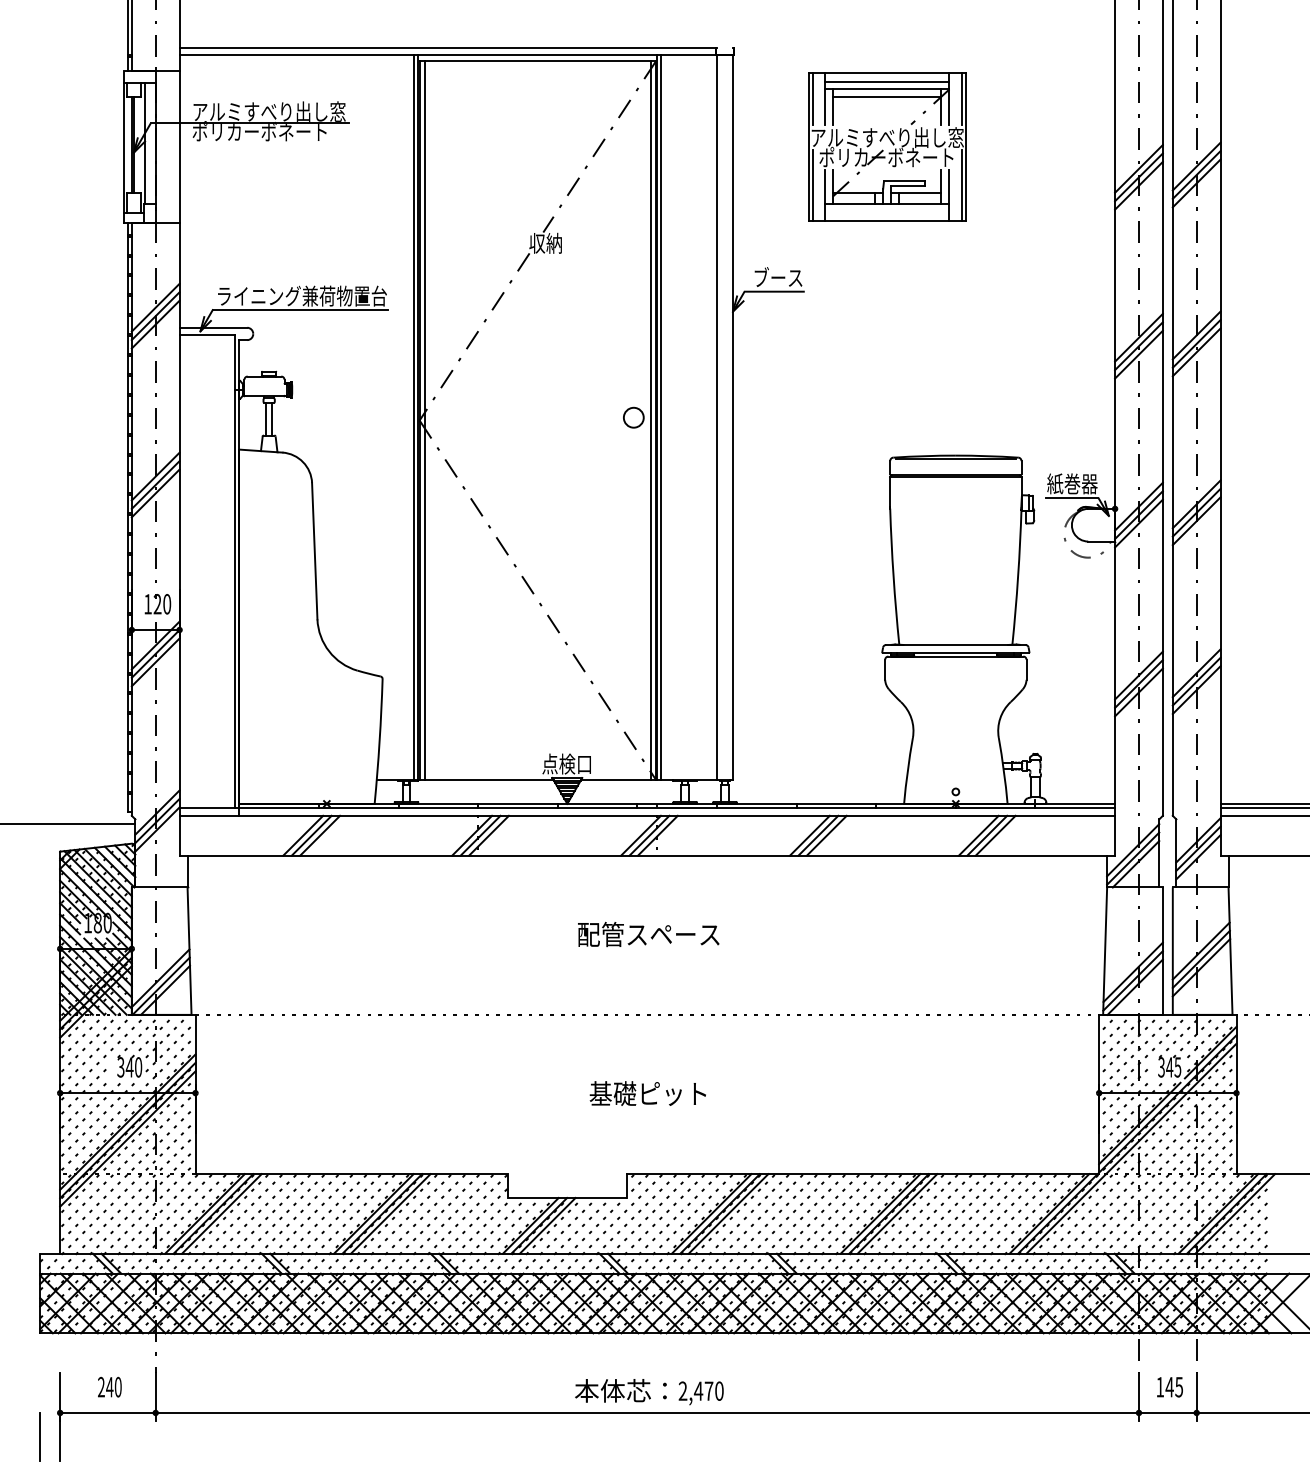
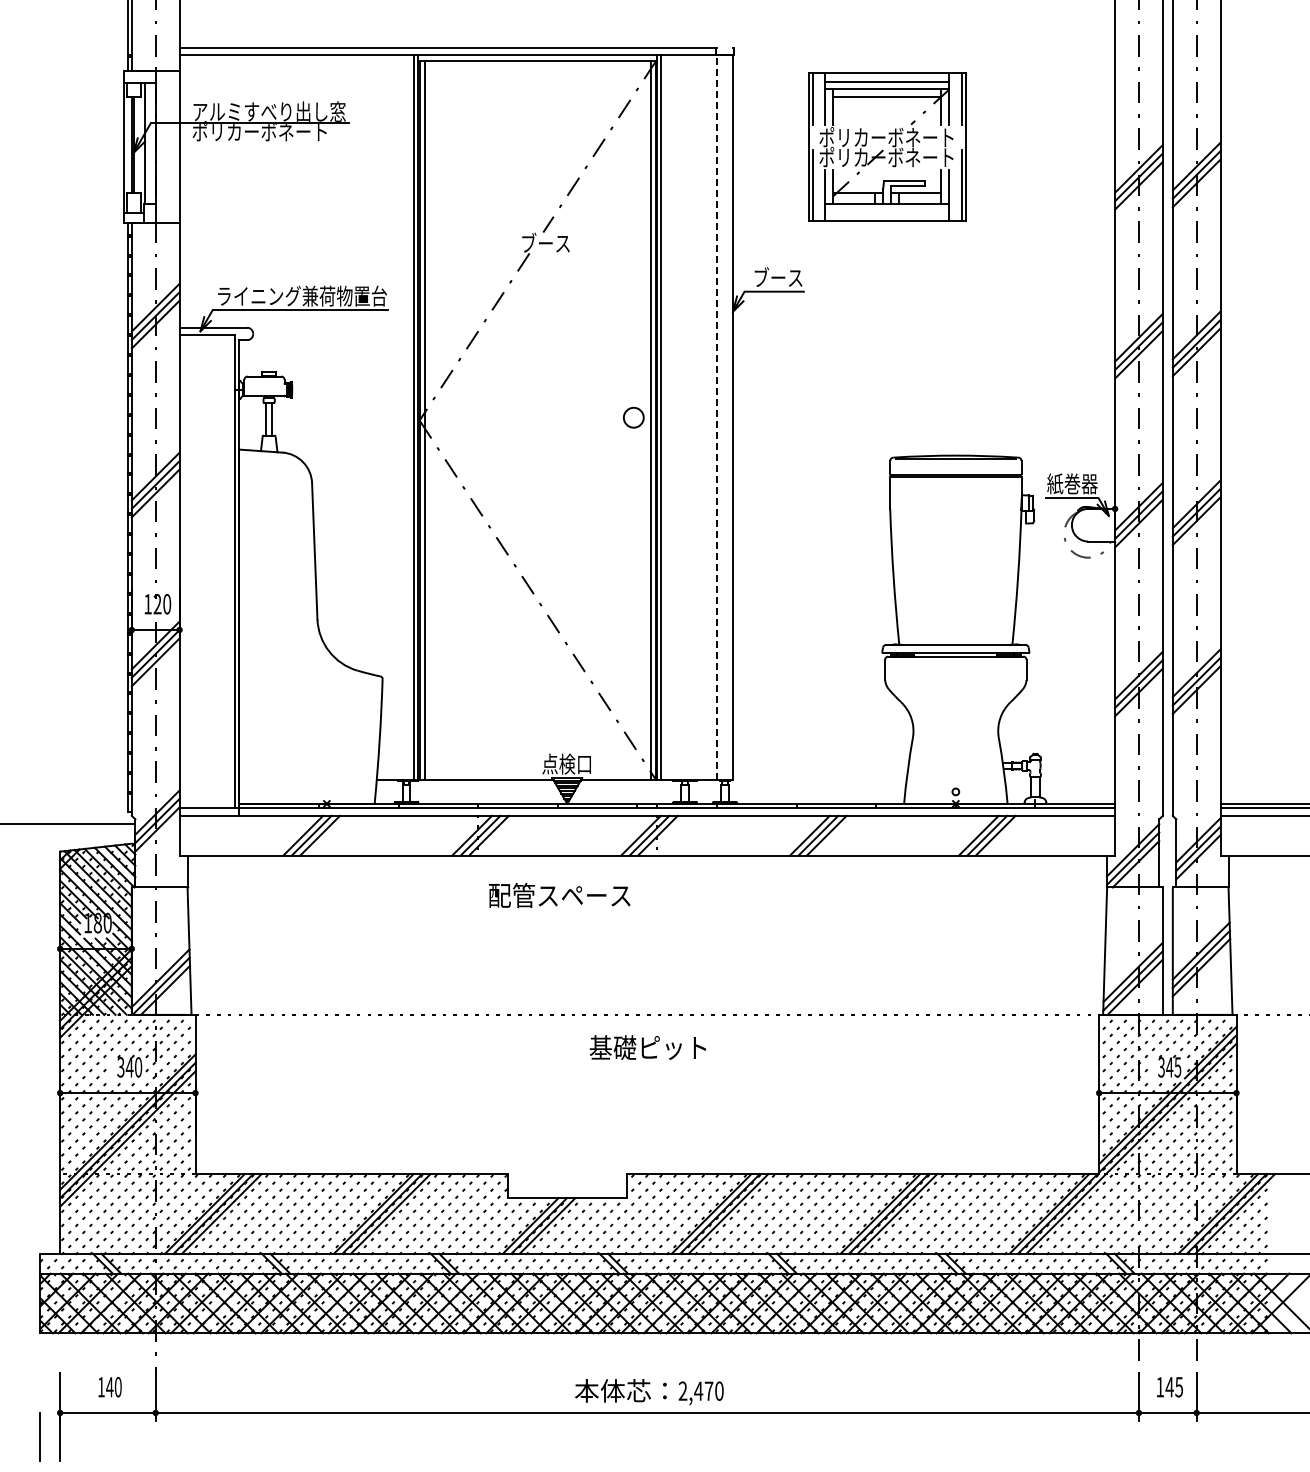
text: アルミすべり出し窓 -> ポリカーボネート (887, 137)
text: 収納 -> ブース (545, 242)
line: solid -> dashed (717, 417)
text position: (648, 934) -> (559, 895) (559, 895)
text position: (647, 1093) -> (647, 1047) (647, 1047)
text: 240 -> 140 (101, 1386)
